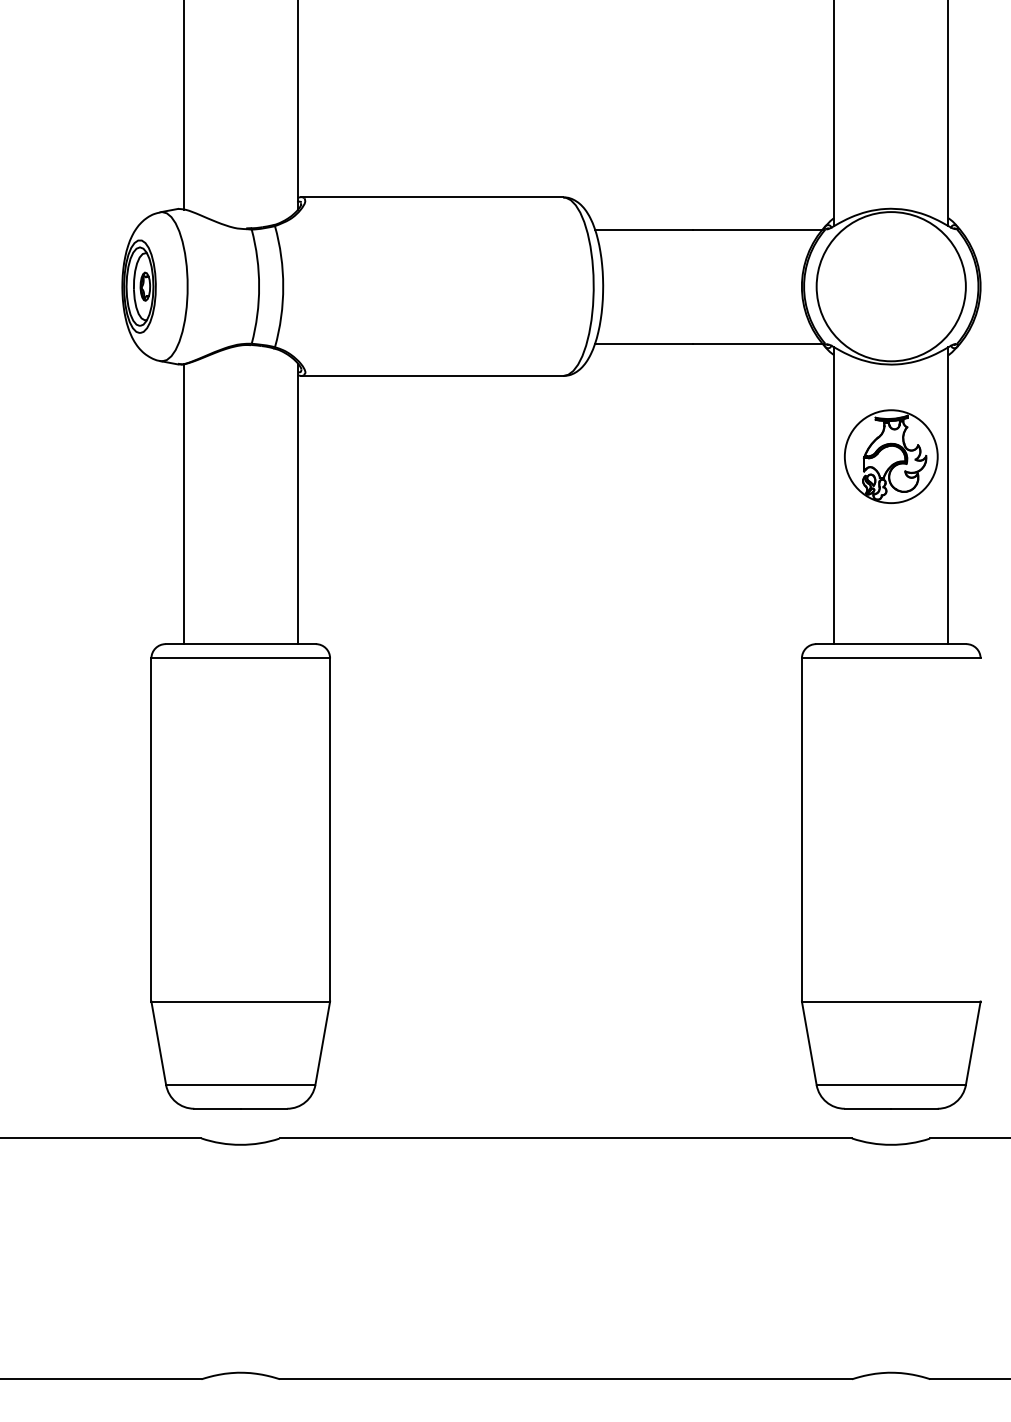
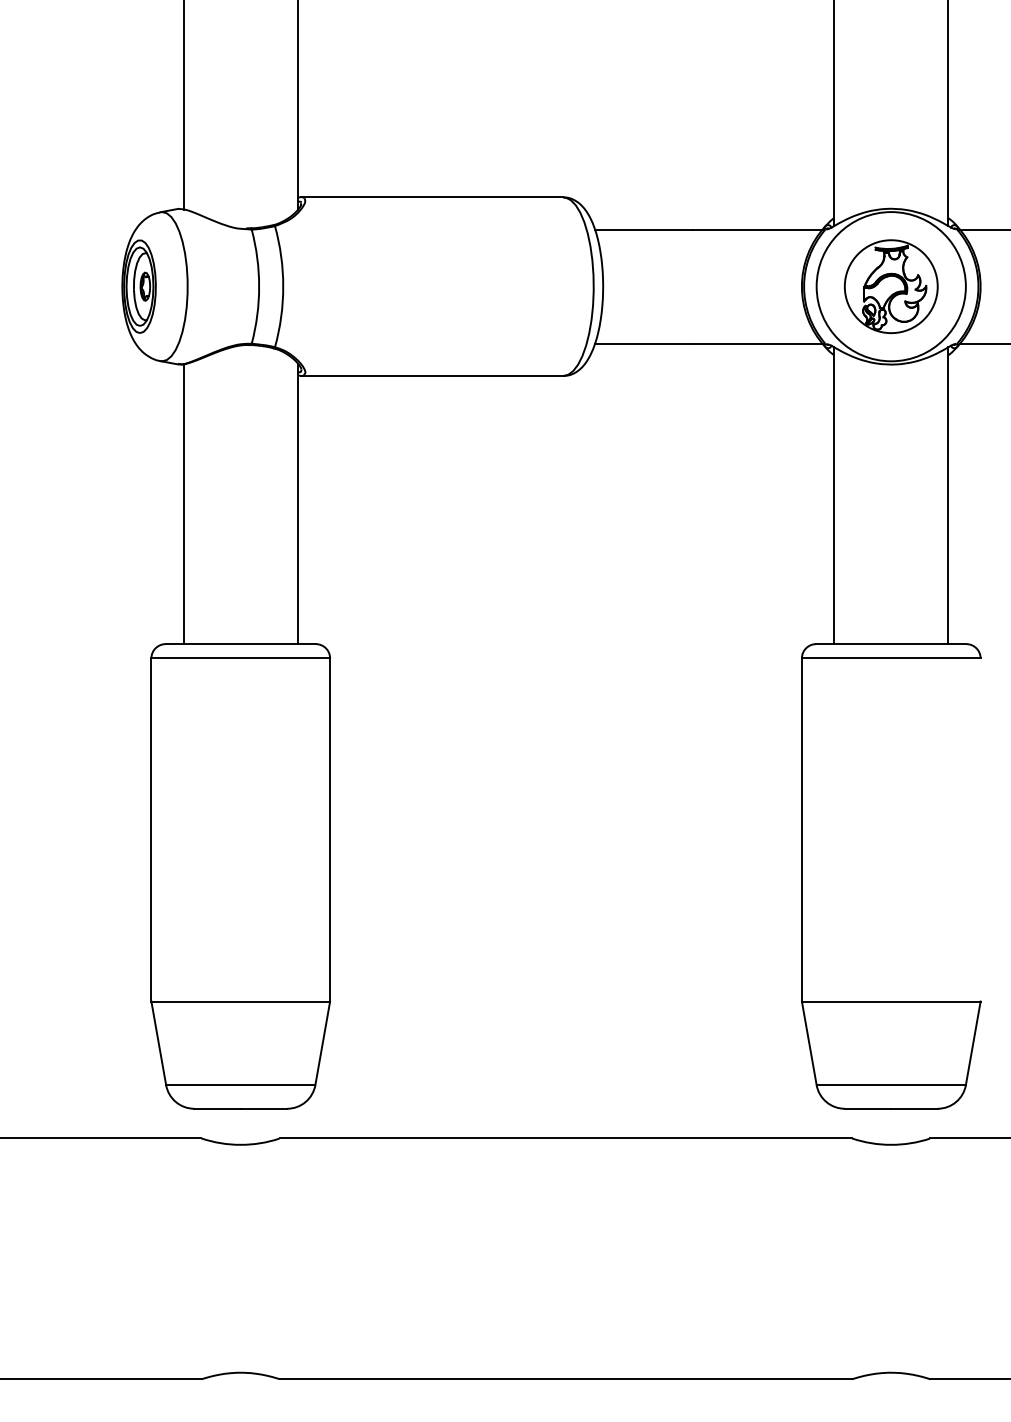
line: none -> present (983, 229)
line: none -> present (983, 343)
part position: (890, 456) -> (890, 286) (890, 286)
